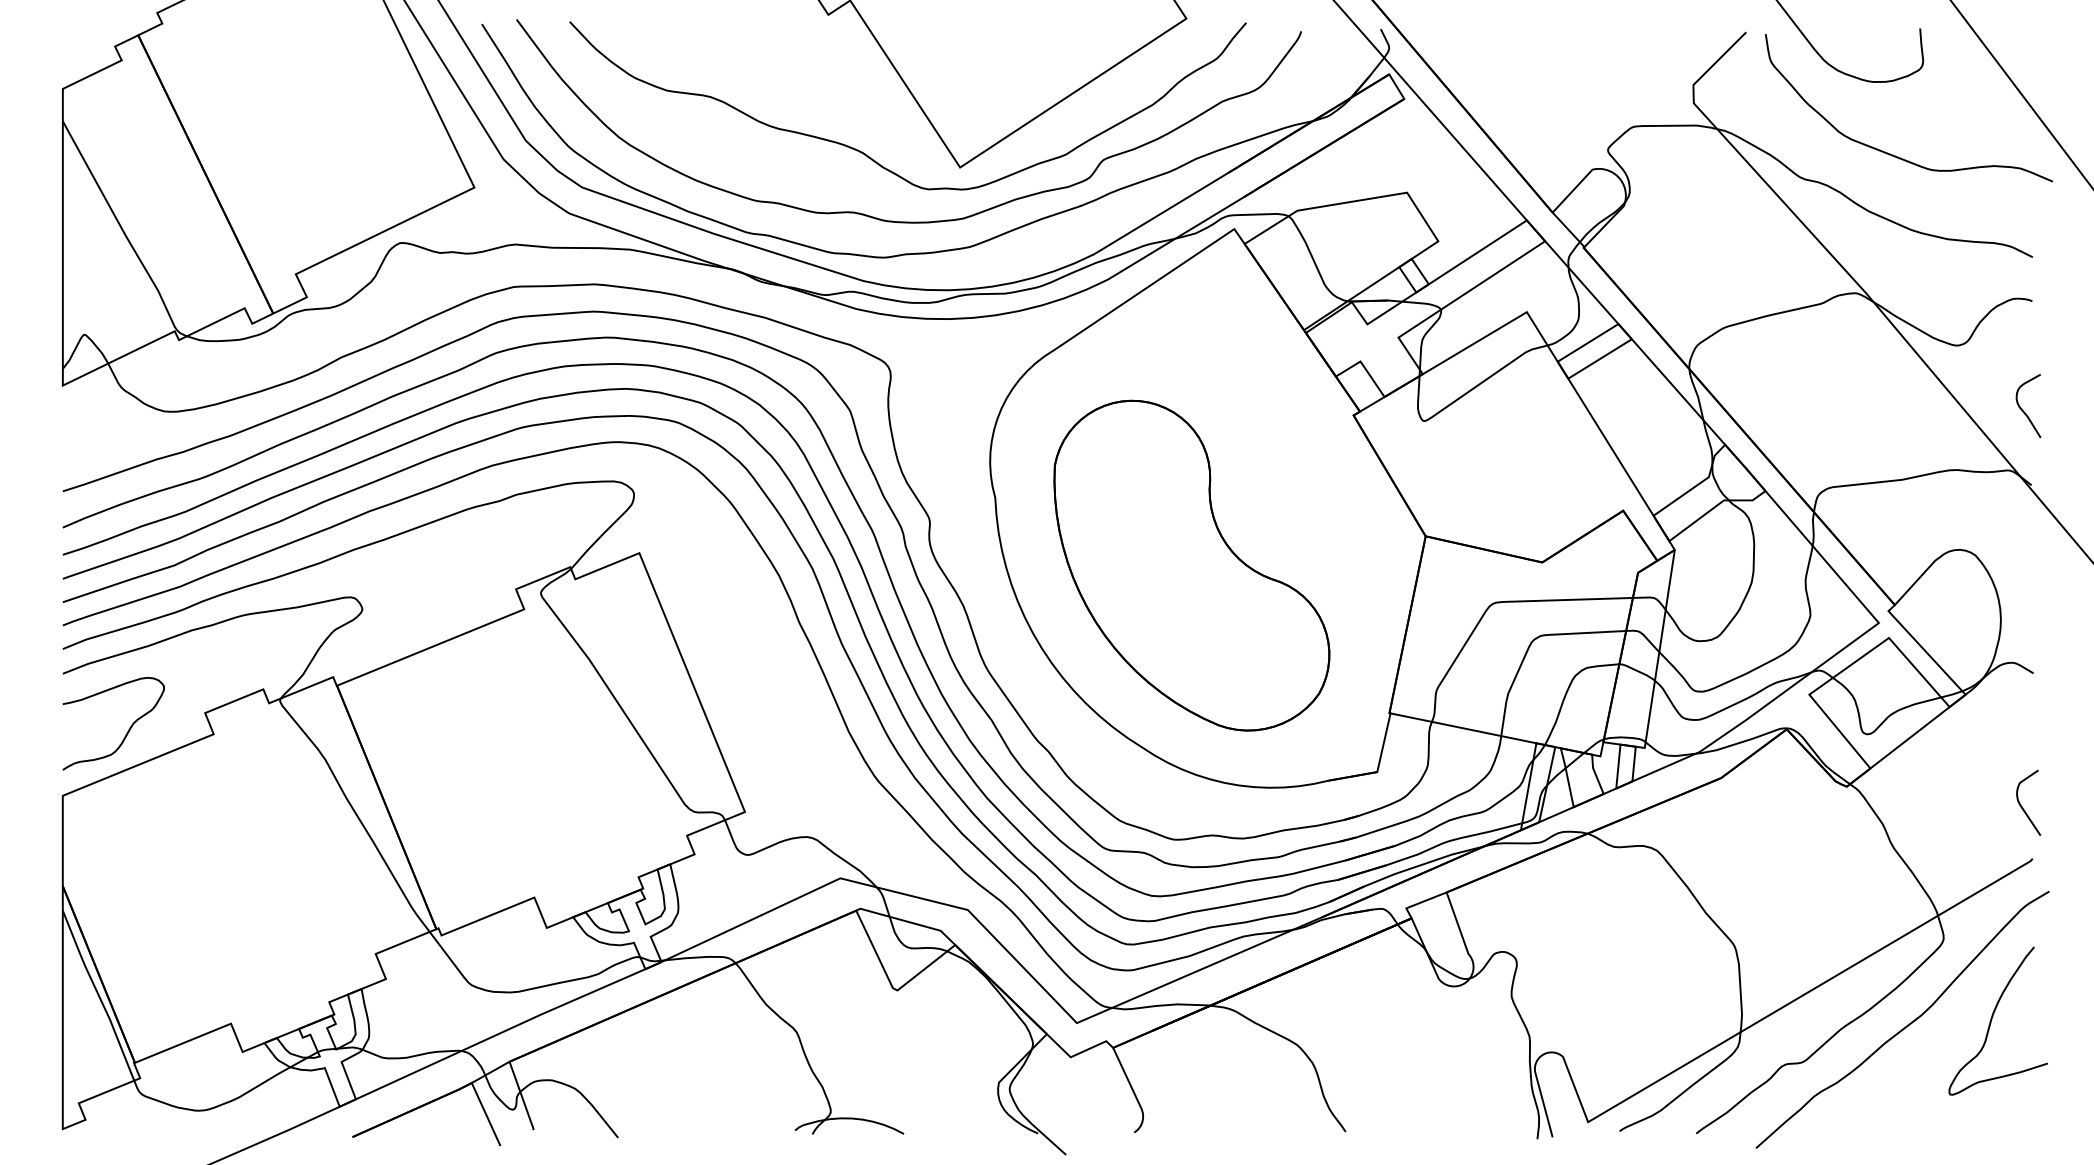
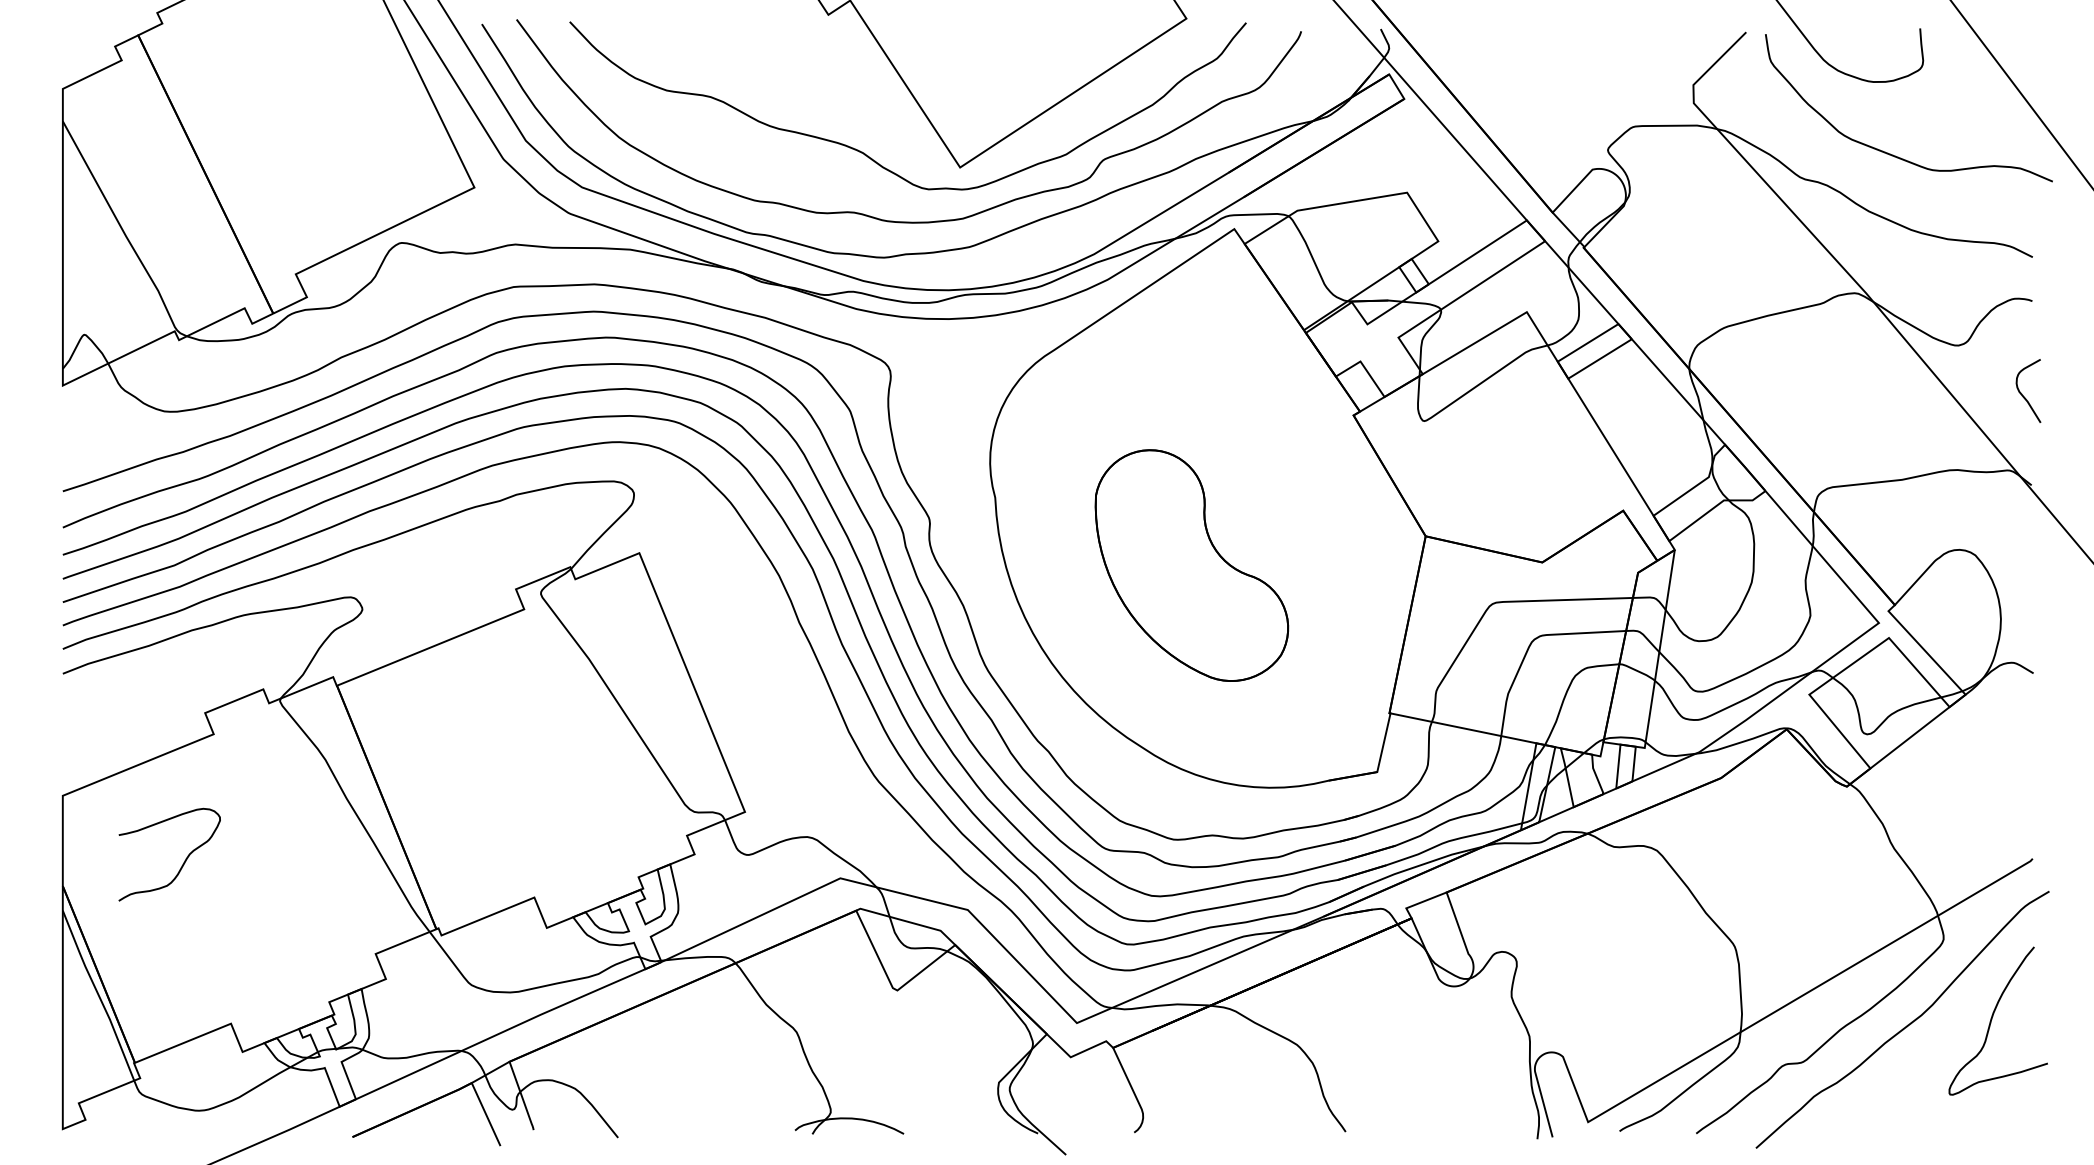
curve position: (2023, 410) -> (2023, 395) (2023, 395)
part size: 278x333 px -> 196x233 px (1191, 565)
curve position: (127, 731) -> (183, 862) (183, 862)
curve: present -> none (2022, 806)
